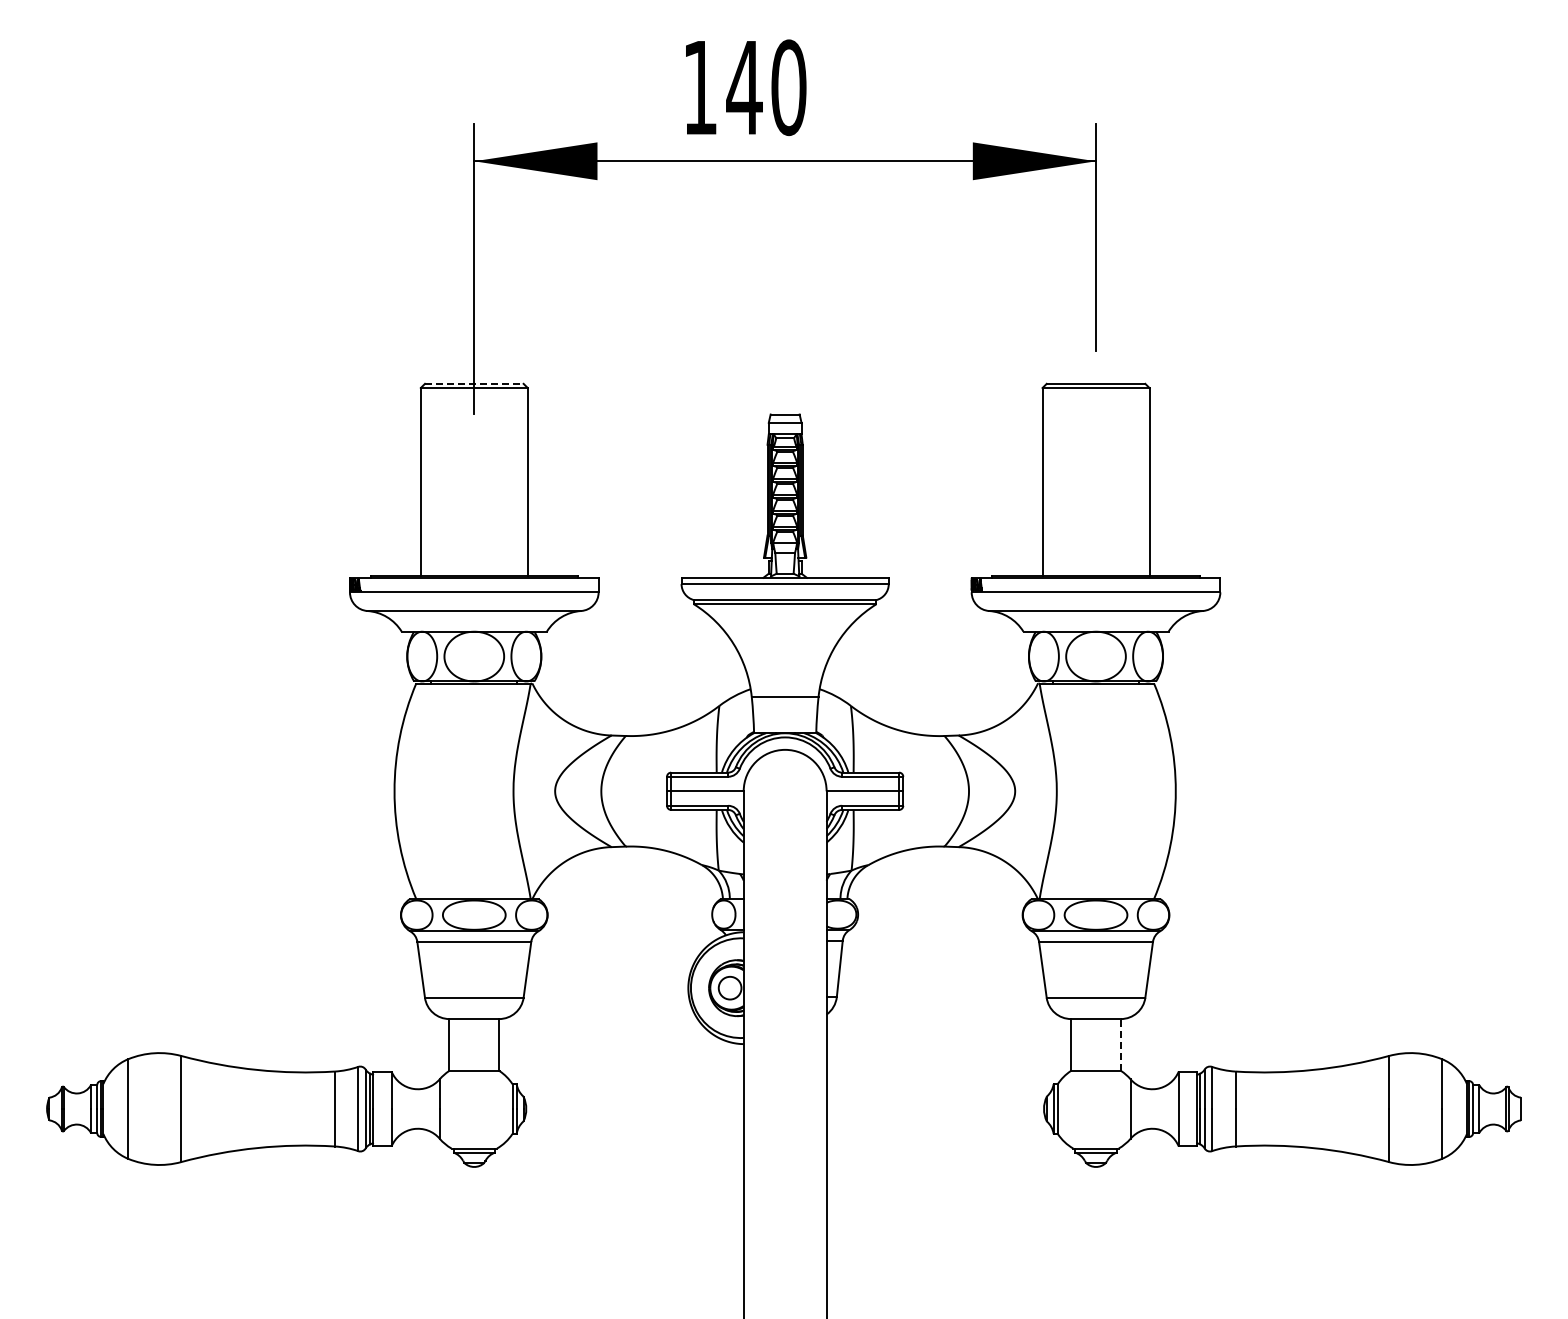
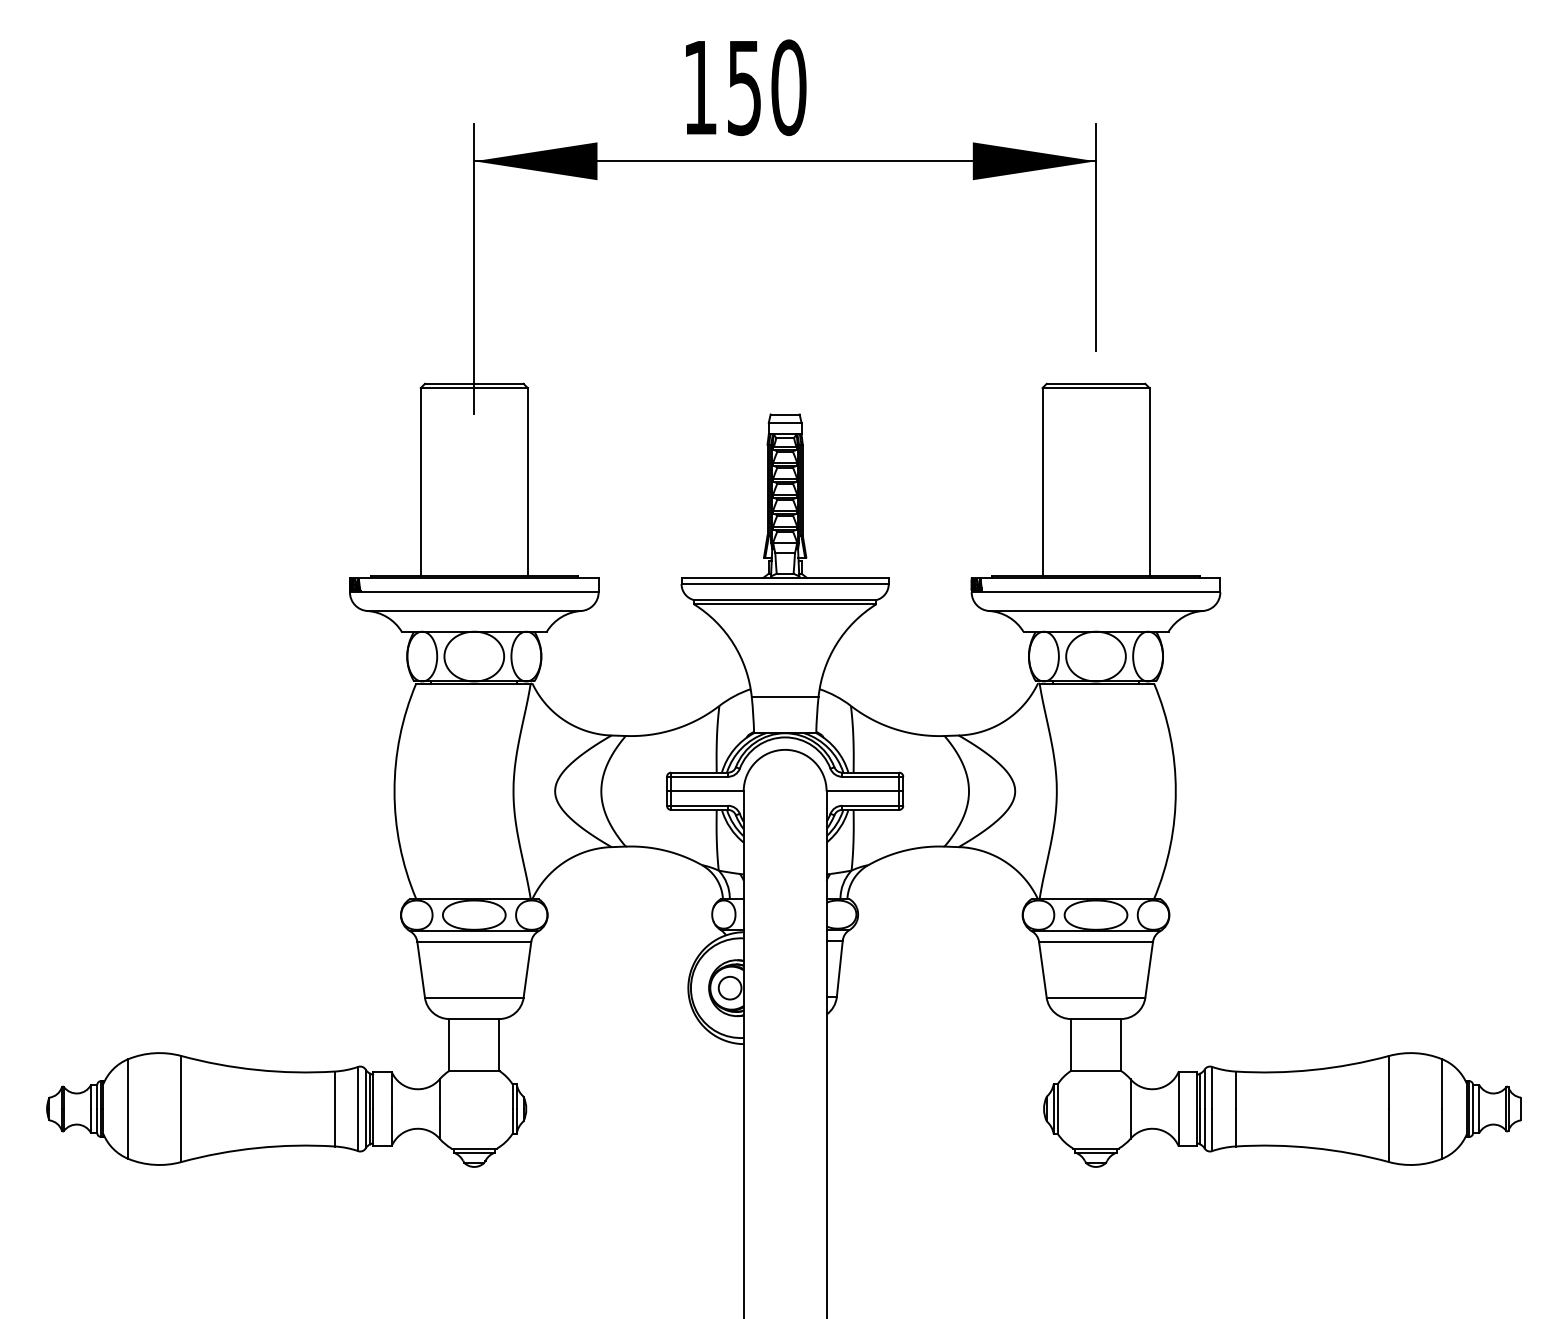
text: 140 -> 150 (744, 88)
line: dashed -> solid (474, 383)
line: dashed -> solid (1120, 1044)
